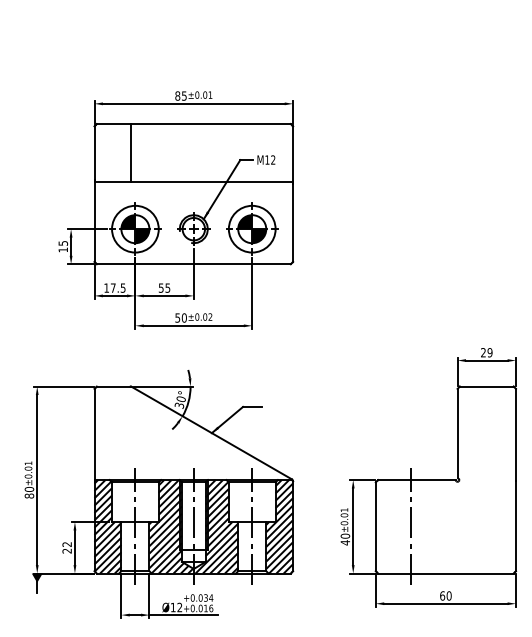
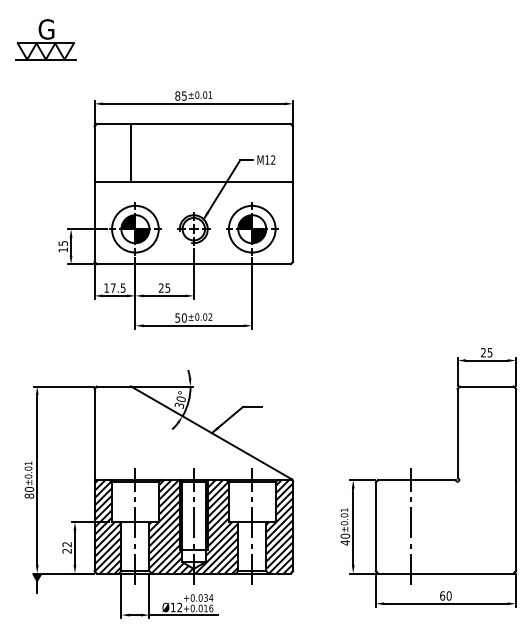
part: none -> present (45, 39)
text: 55 -> 25 (160, 287)
text: 29 -> 25 (489, 352)
